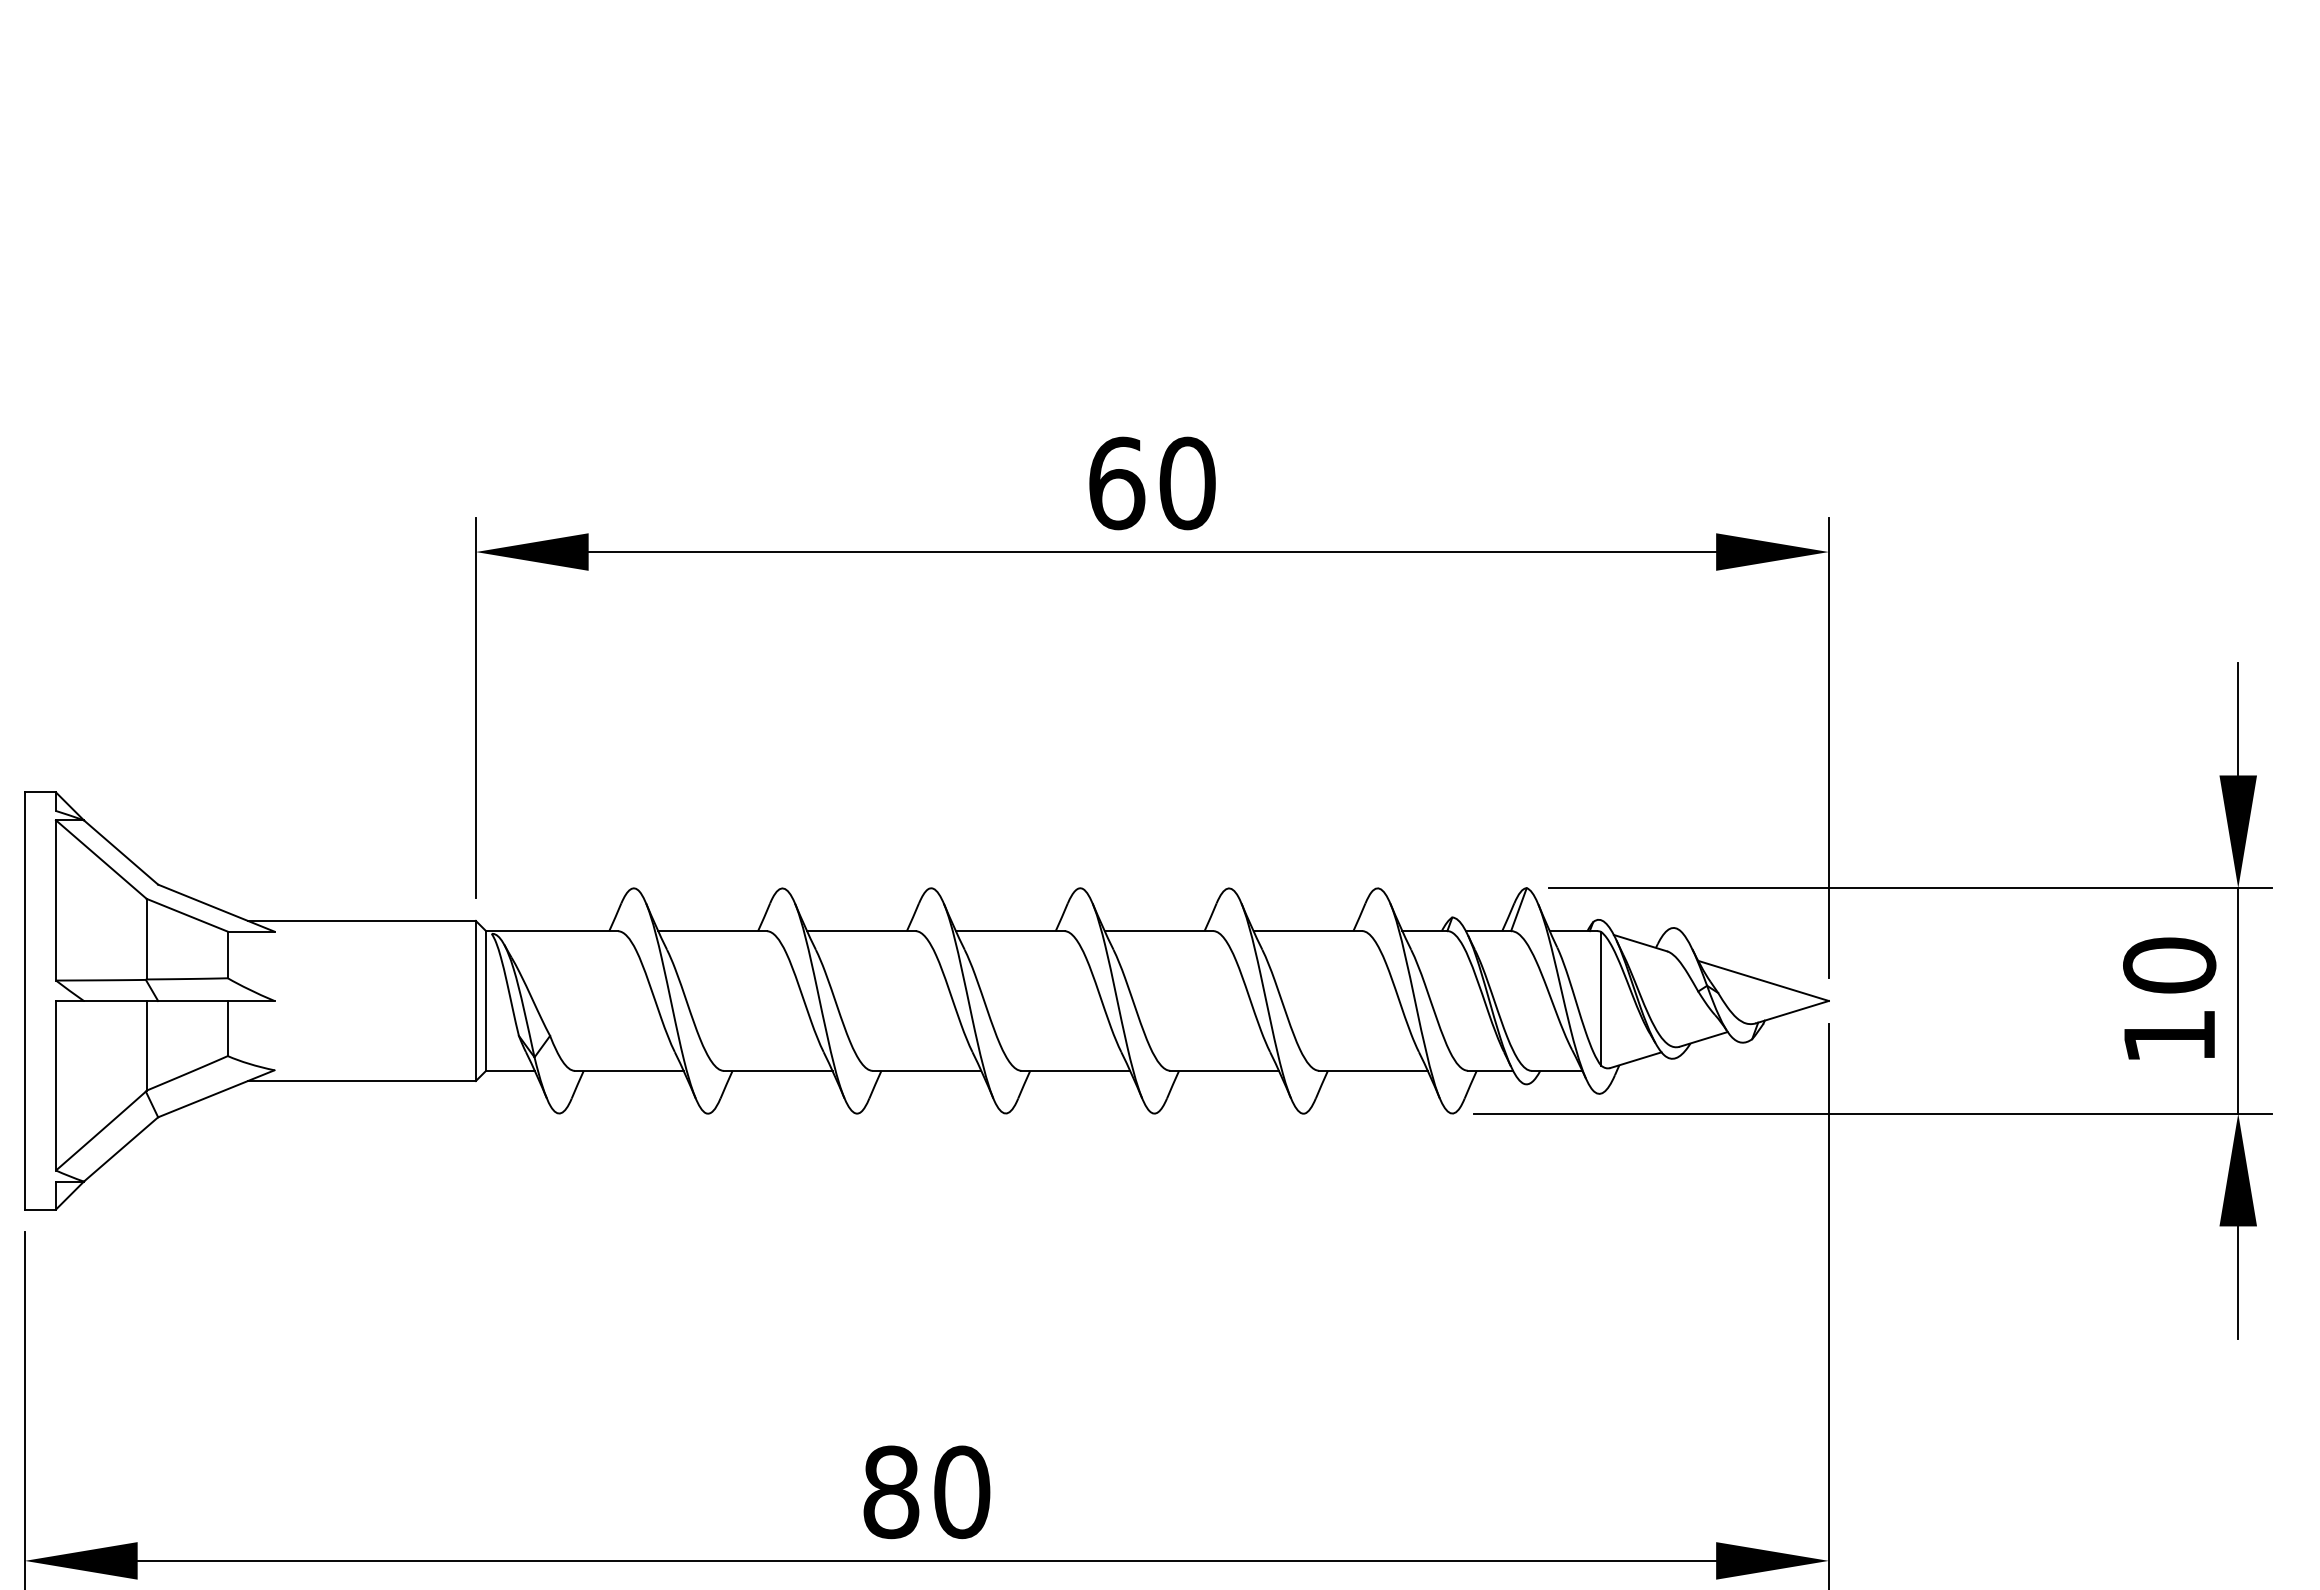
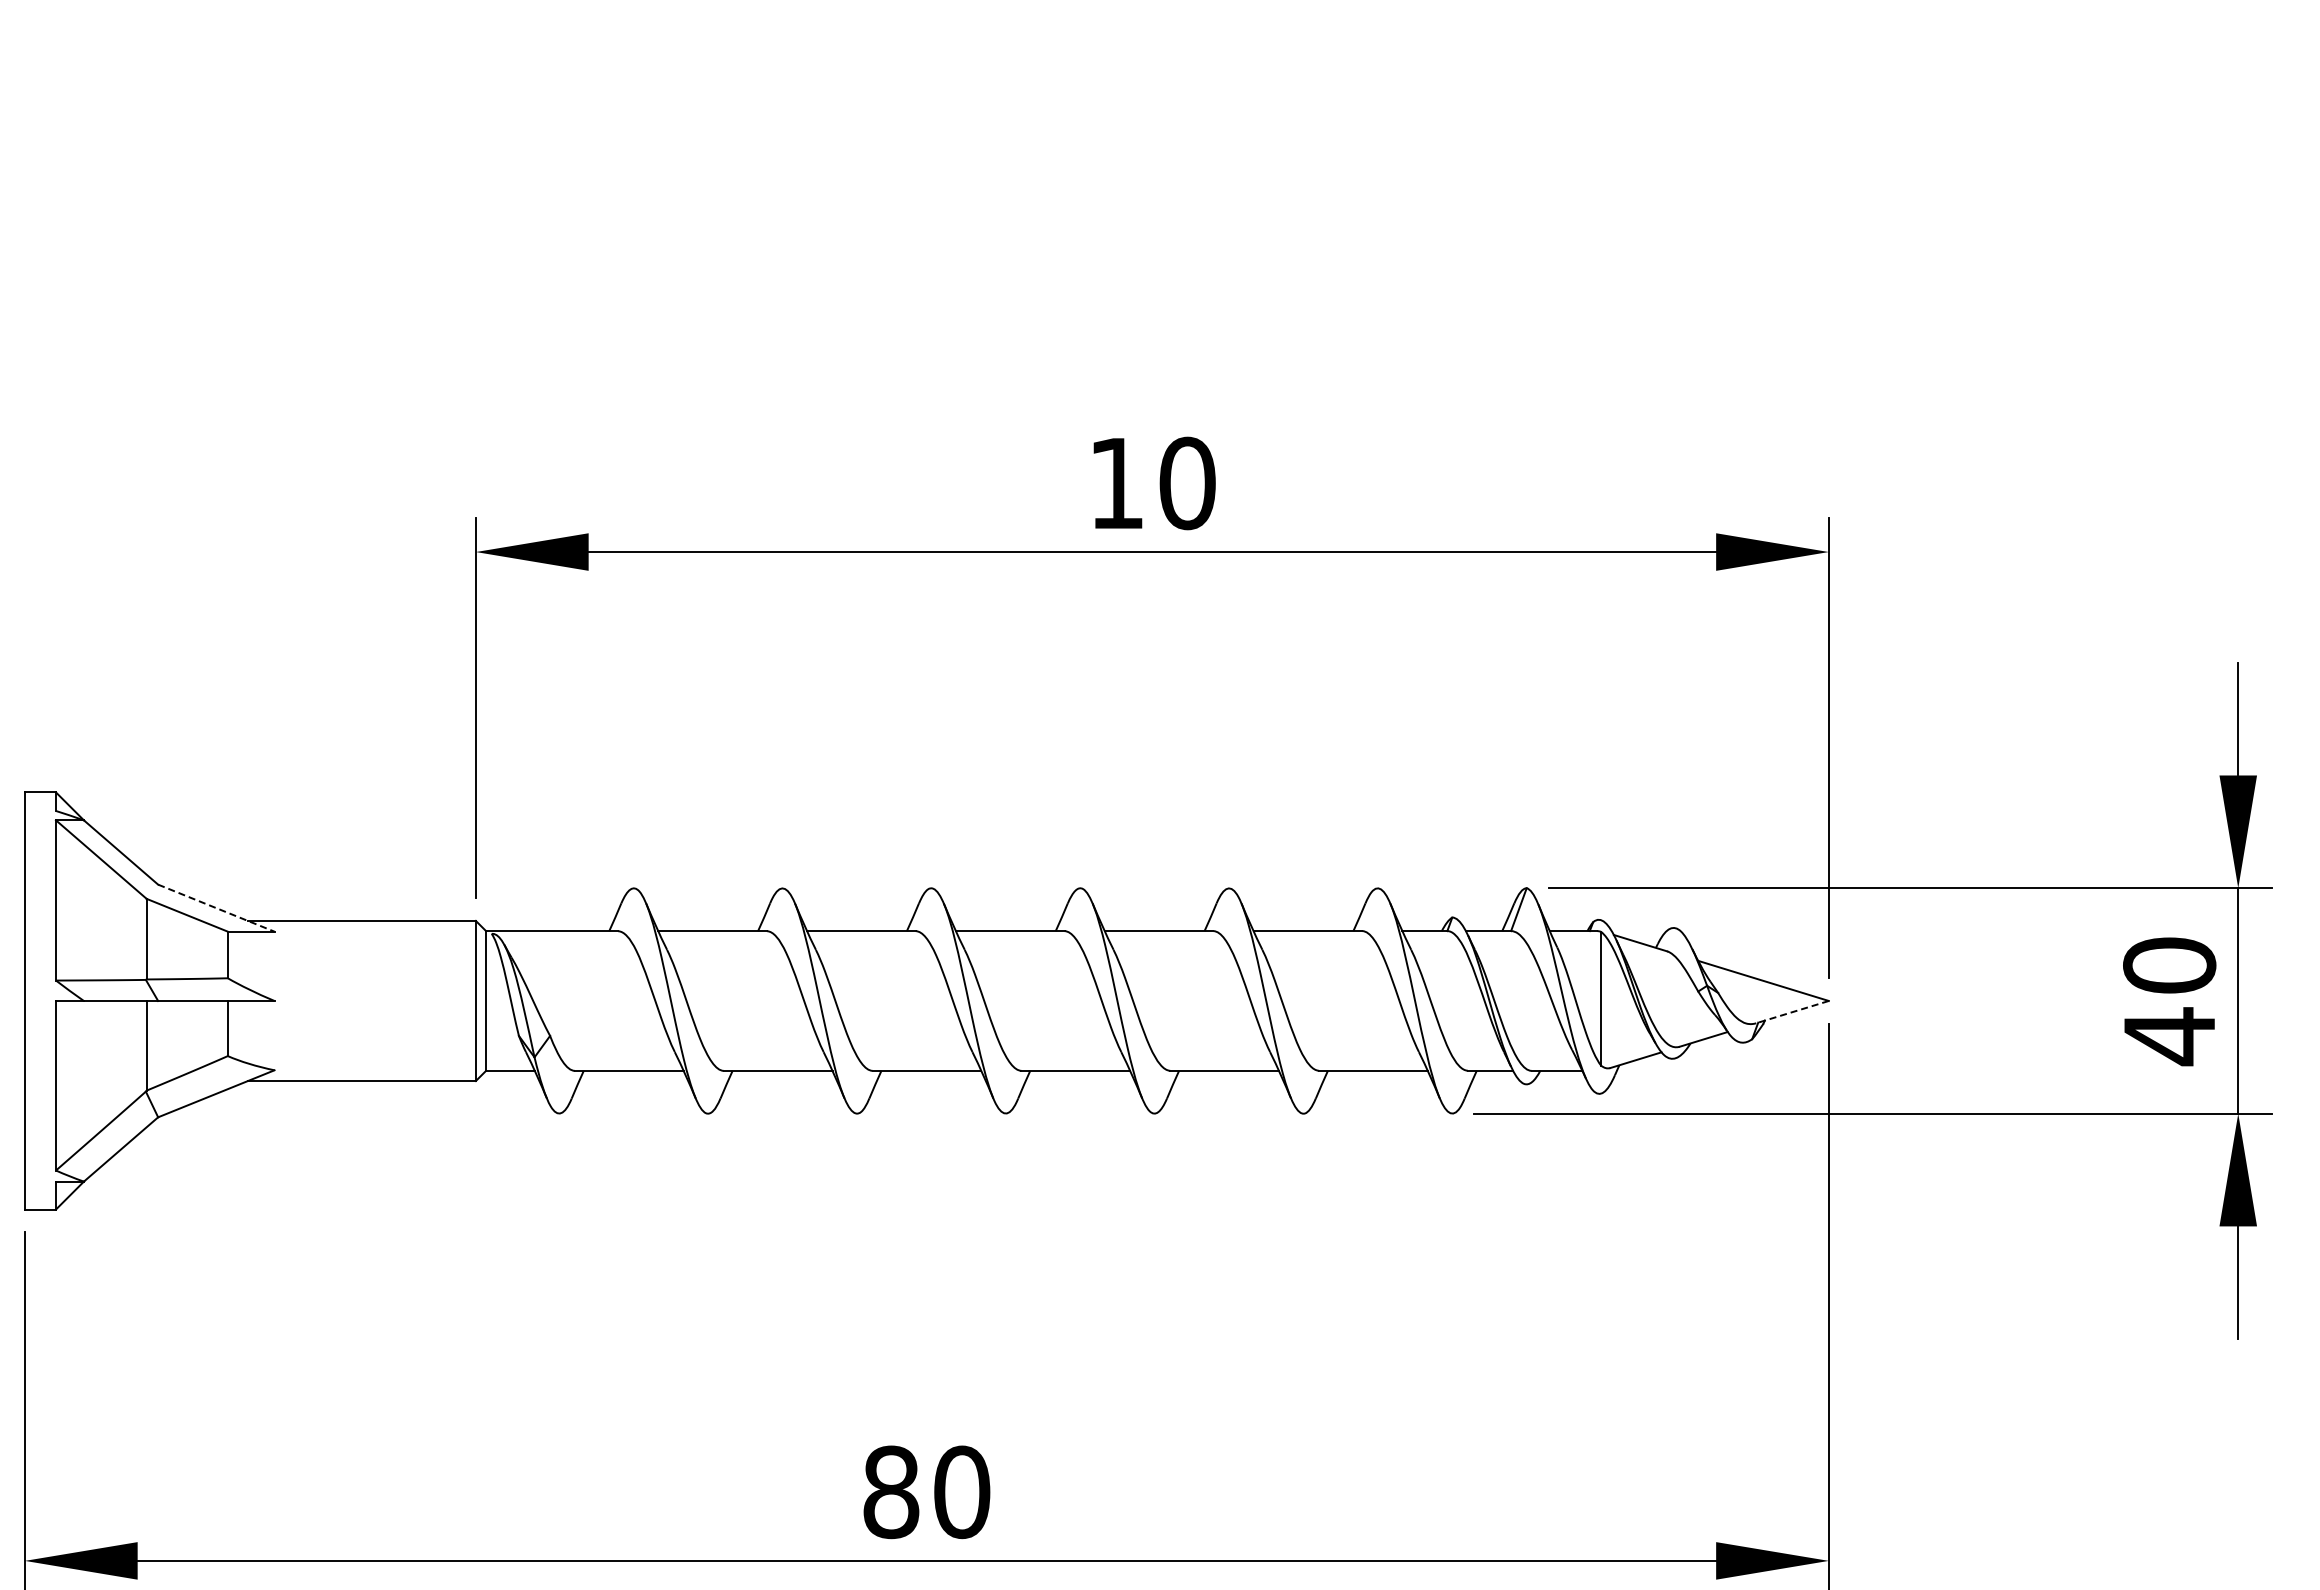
text: 60 -> 10 (1117, 483)
line: solid -> dashed (216, 908)
line: solid -> dashed (1792, 1012)
text: 10 -> 40 (2169, 1036)
